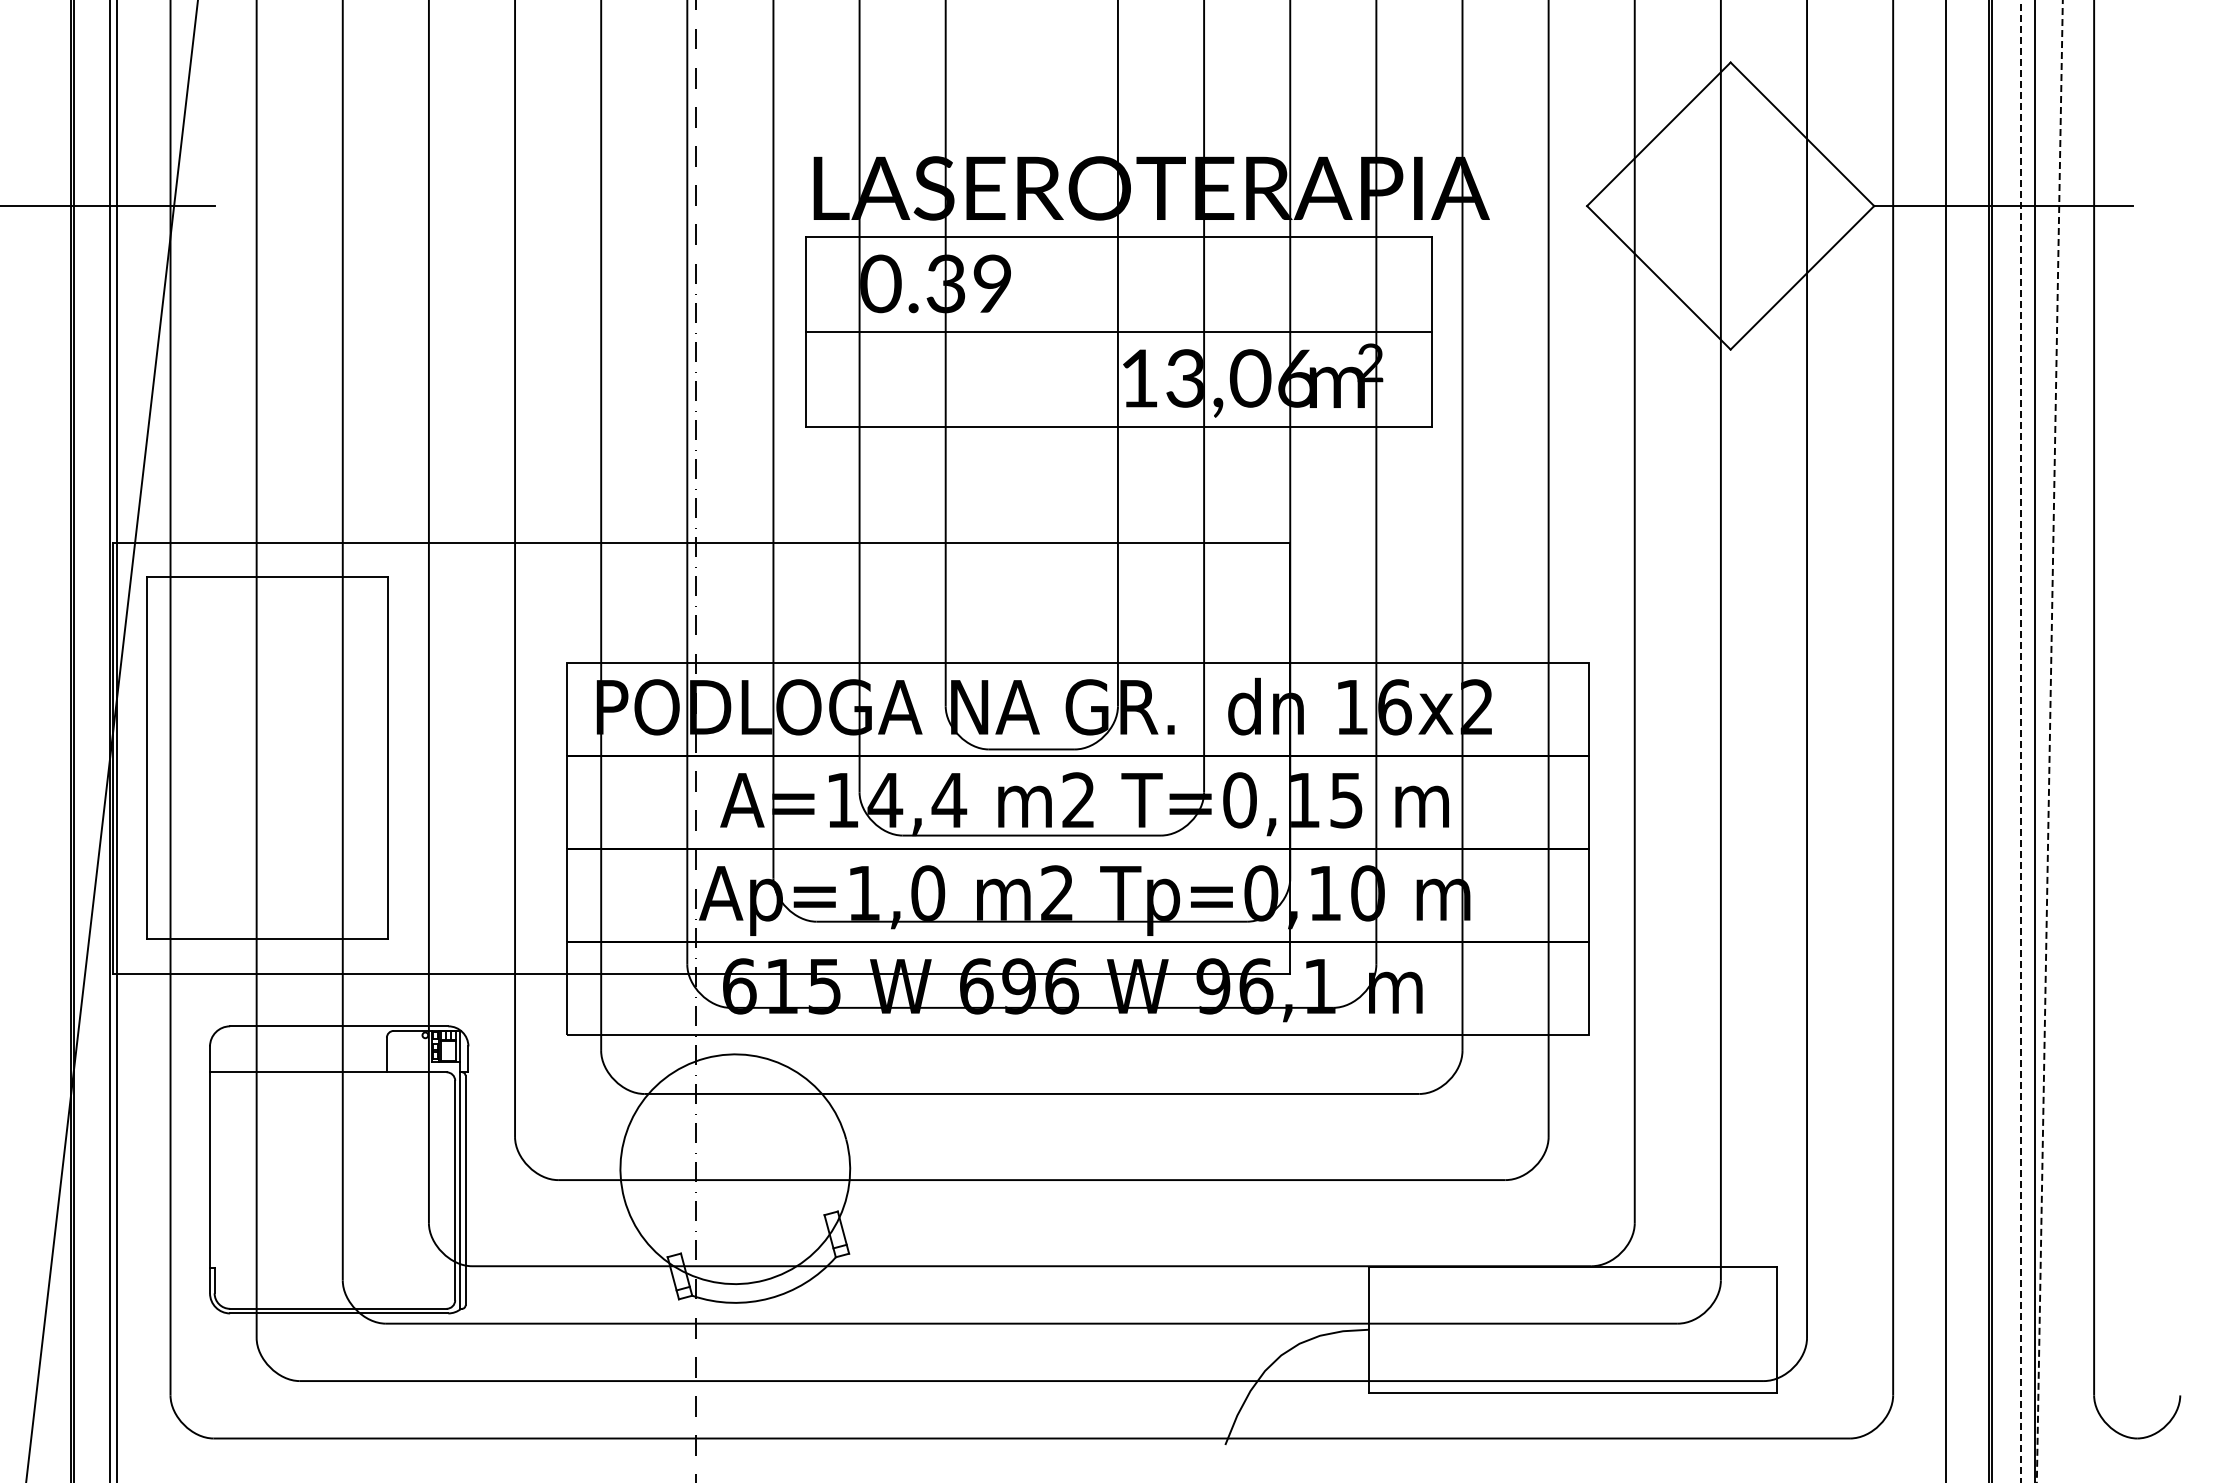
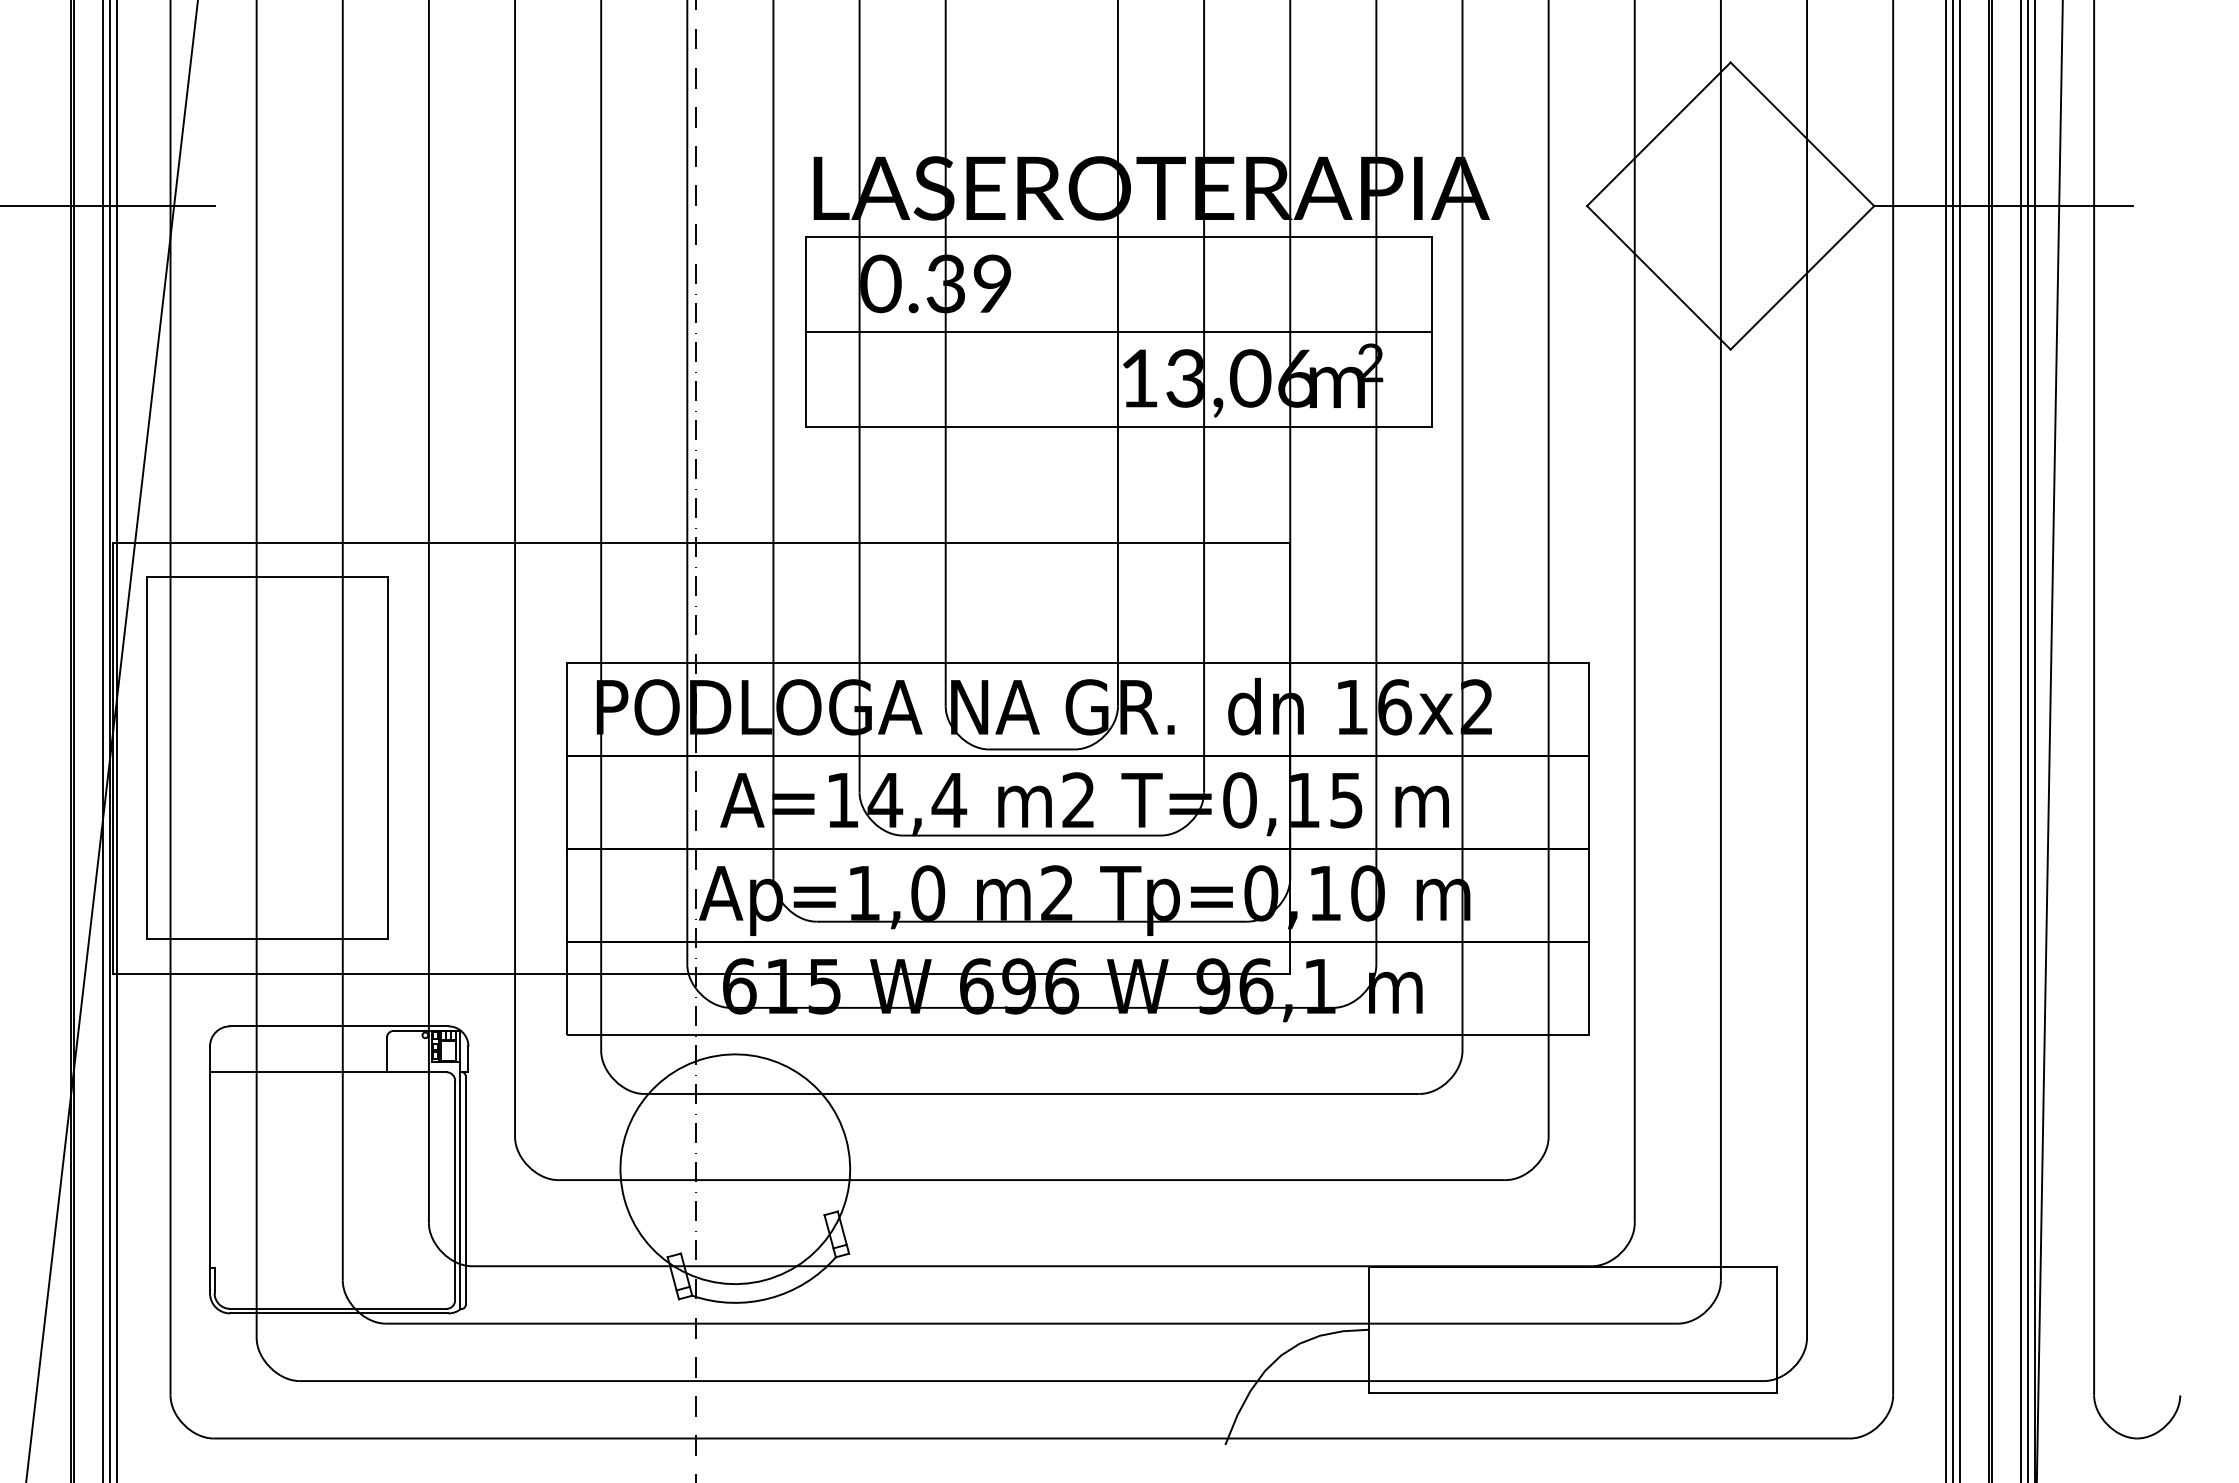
line: none -> present (102, 740)
line: none -> present (1953, 740)
line: none -> present (1960, 740)
line: none -> present (2027, 740)
line: dashed -> solid (2049, 740)
line: dashed -> solid (2020, 741)
